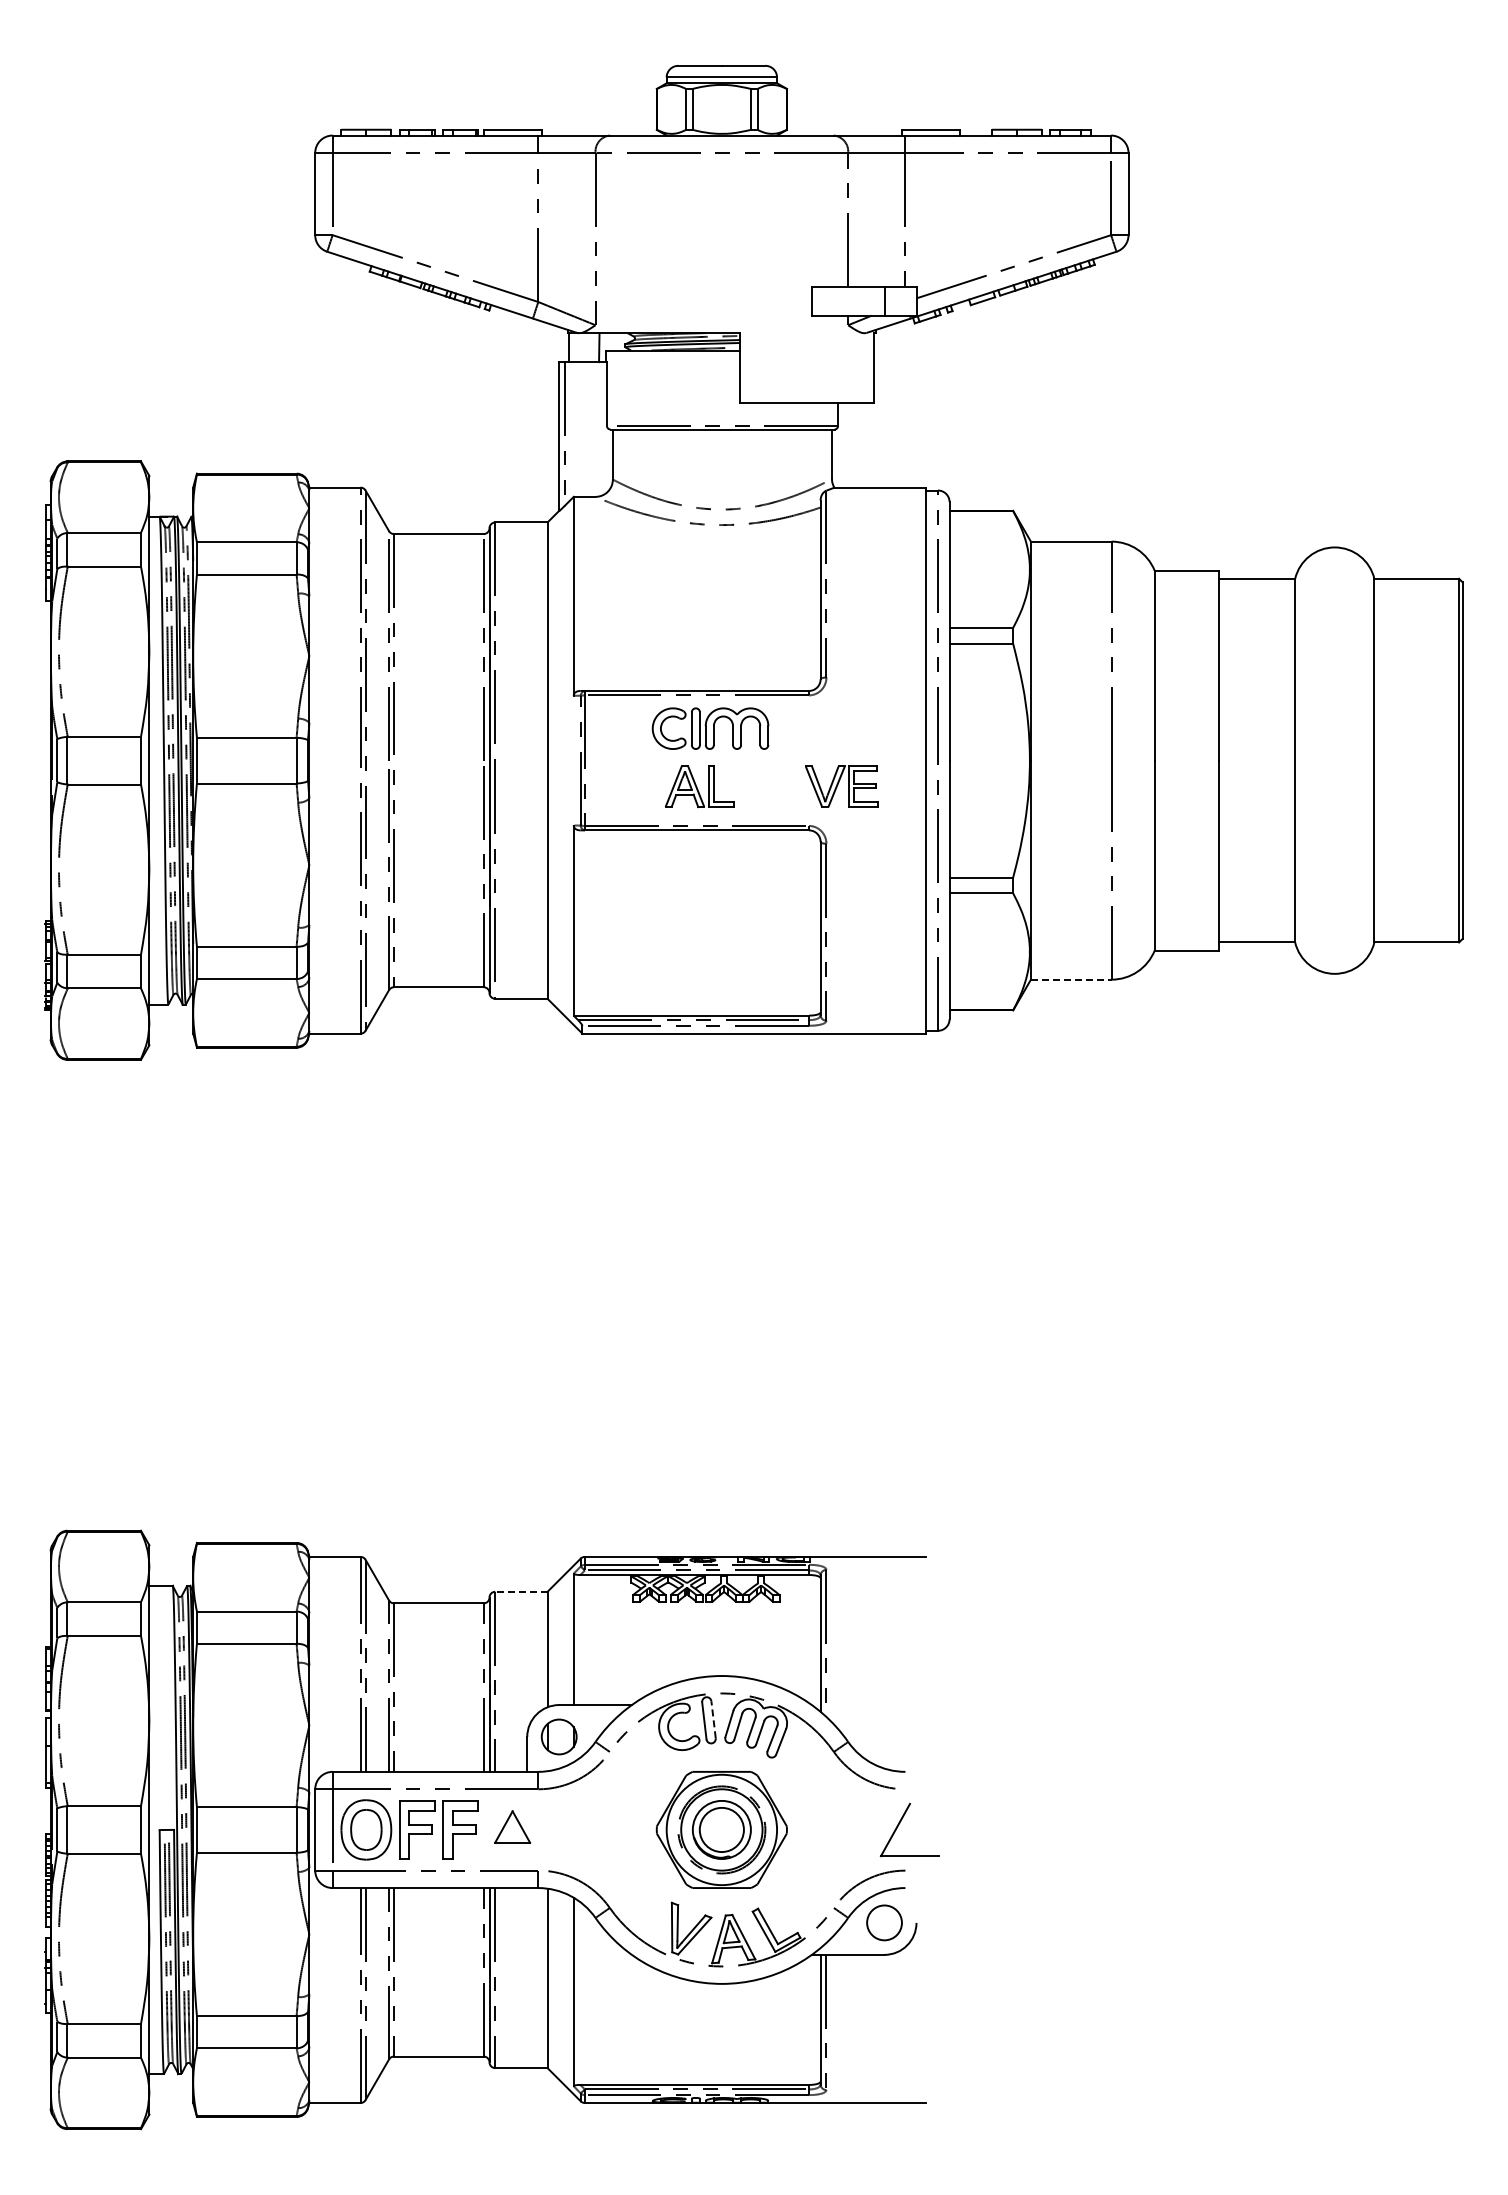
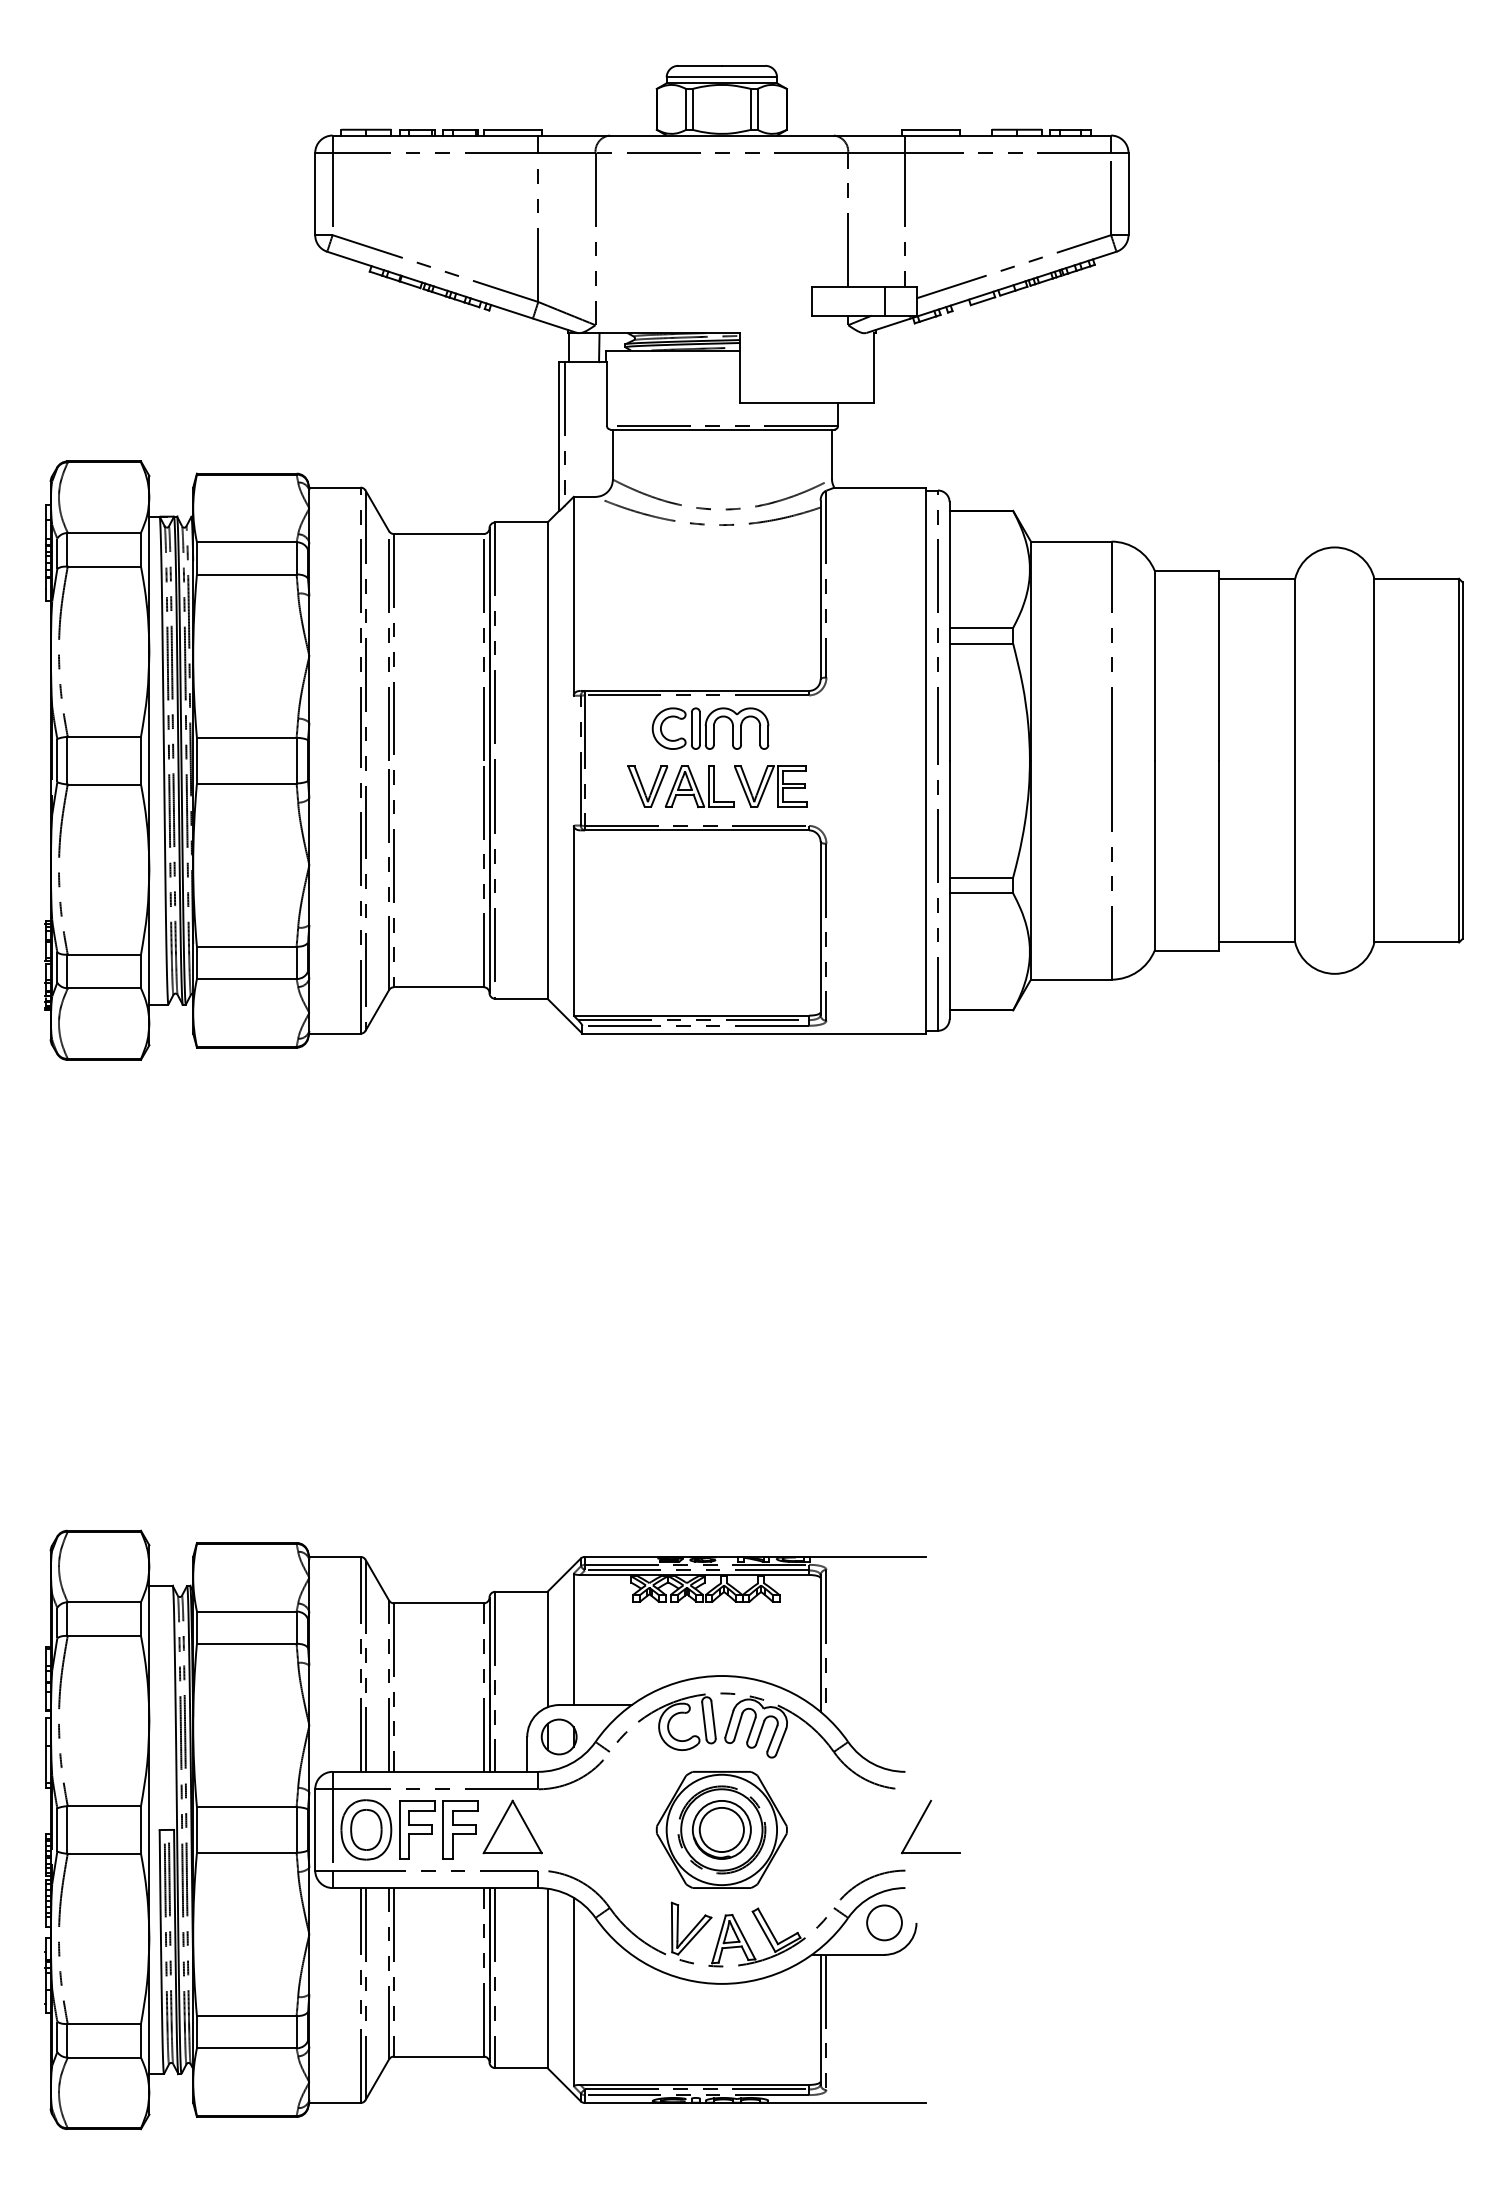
part: none -> present (647, 786)
part position: (841, 786) -> (770, 786) (770, 786)
line: dashed -> solid (1071, 979)
line: dashed -> solid (520, 1591)
line: dashed -> solid (713, 1719)
part position: (899, 1825) -> (920, 1822) (920, 1822)
part size: 37x34 px -> 61x56 px (512, 1826)
